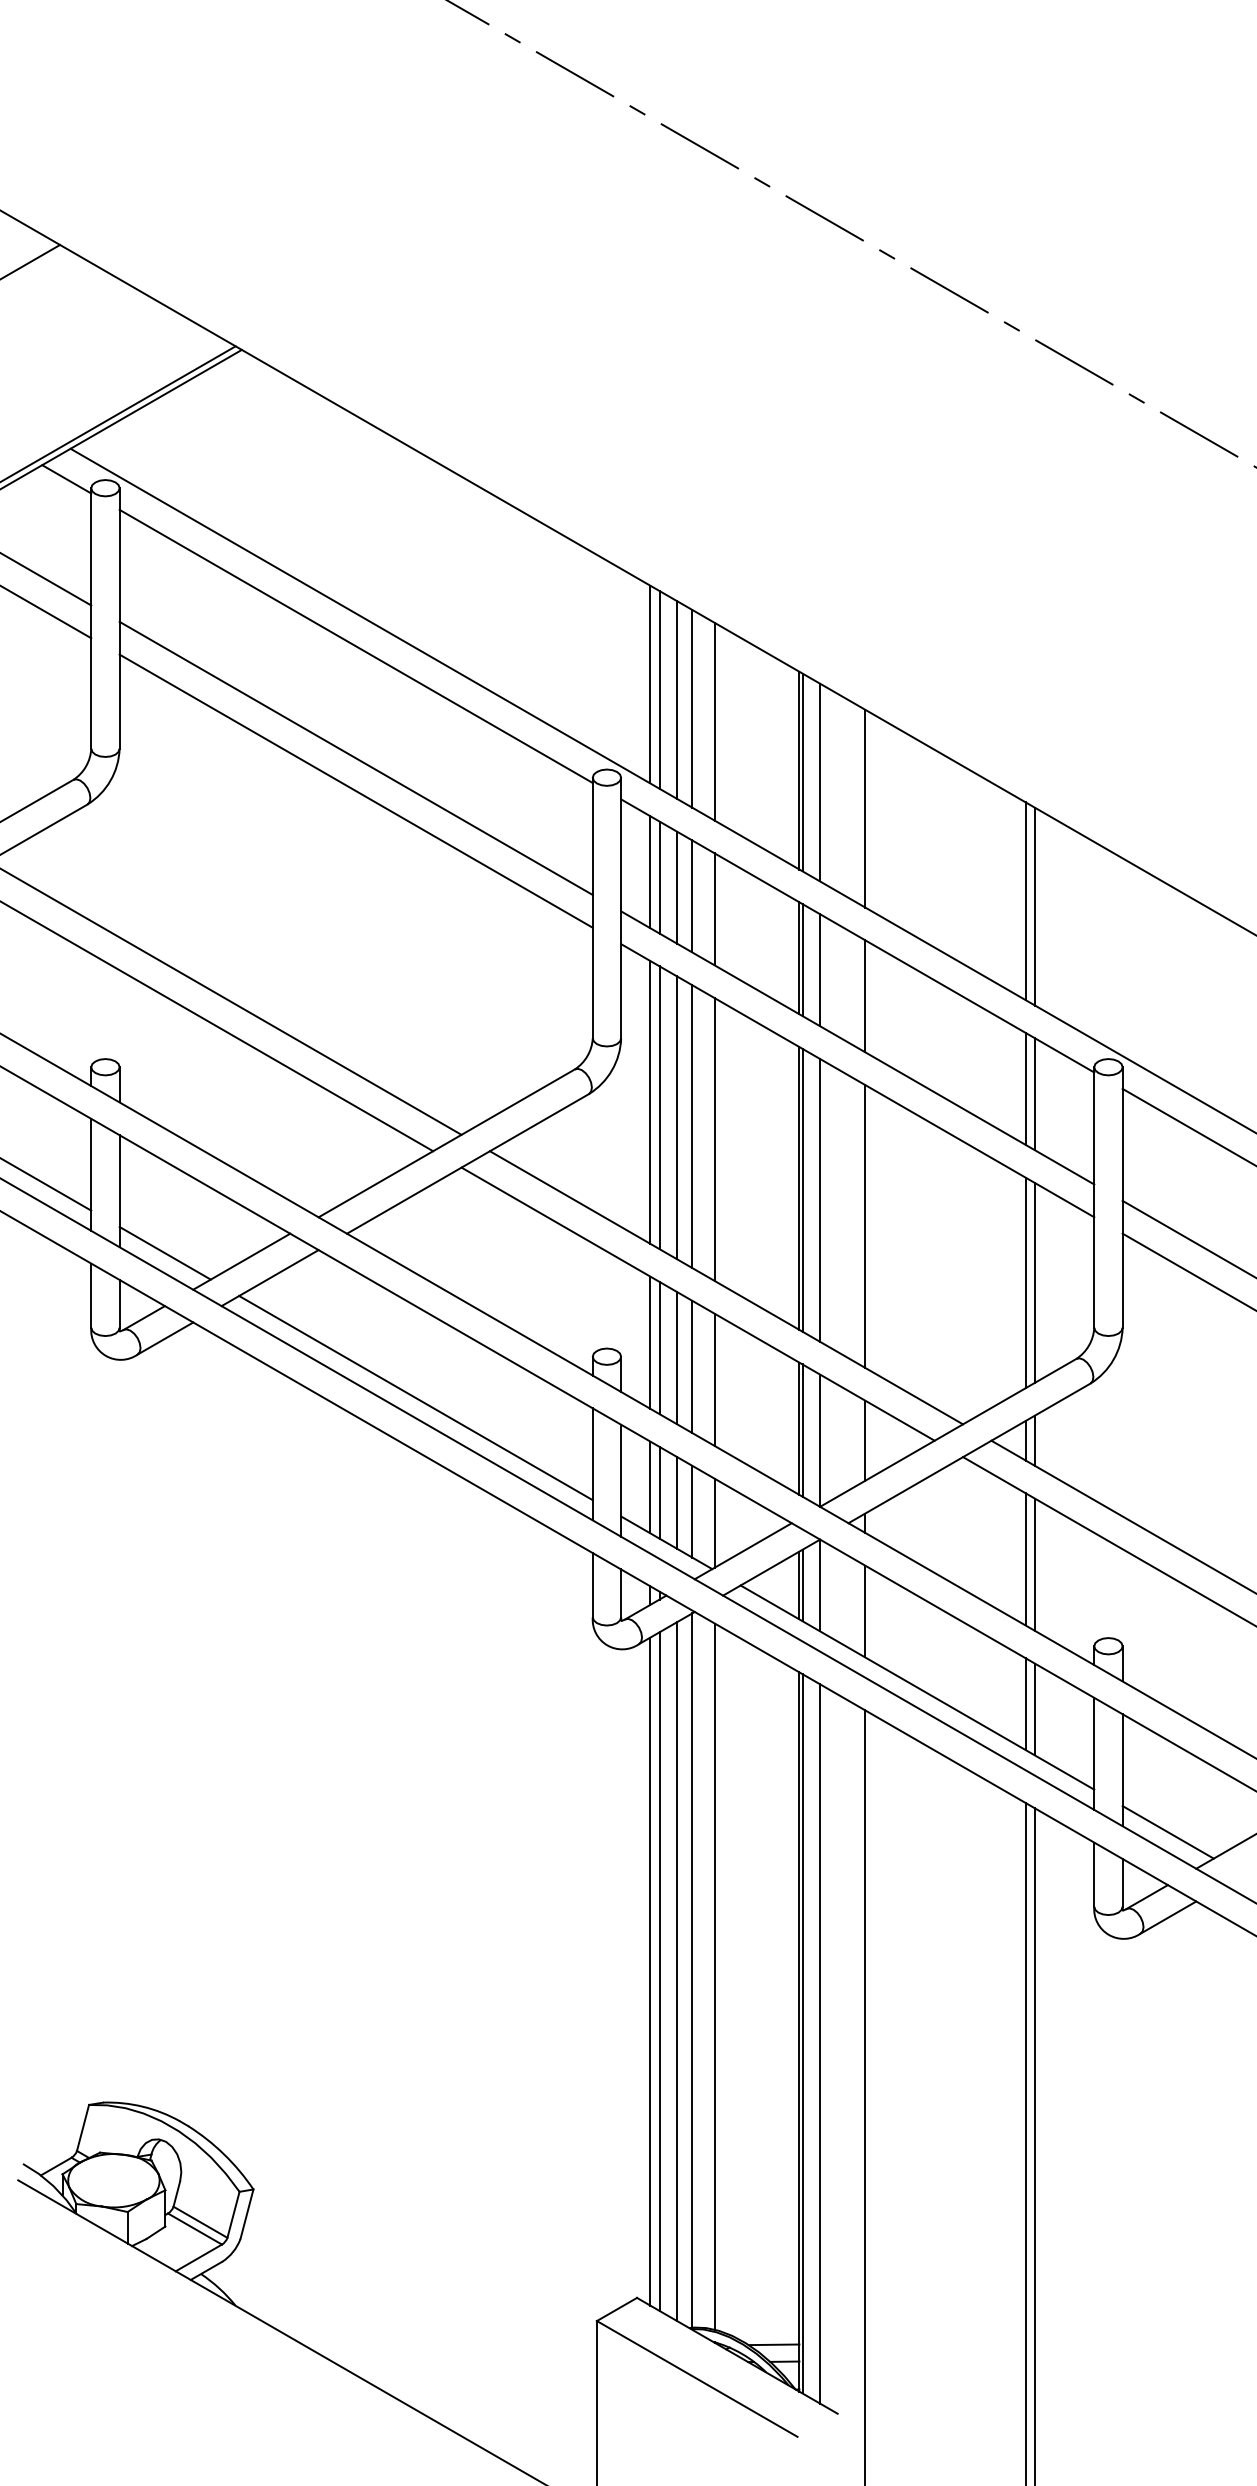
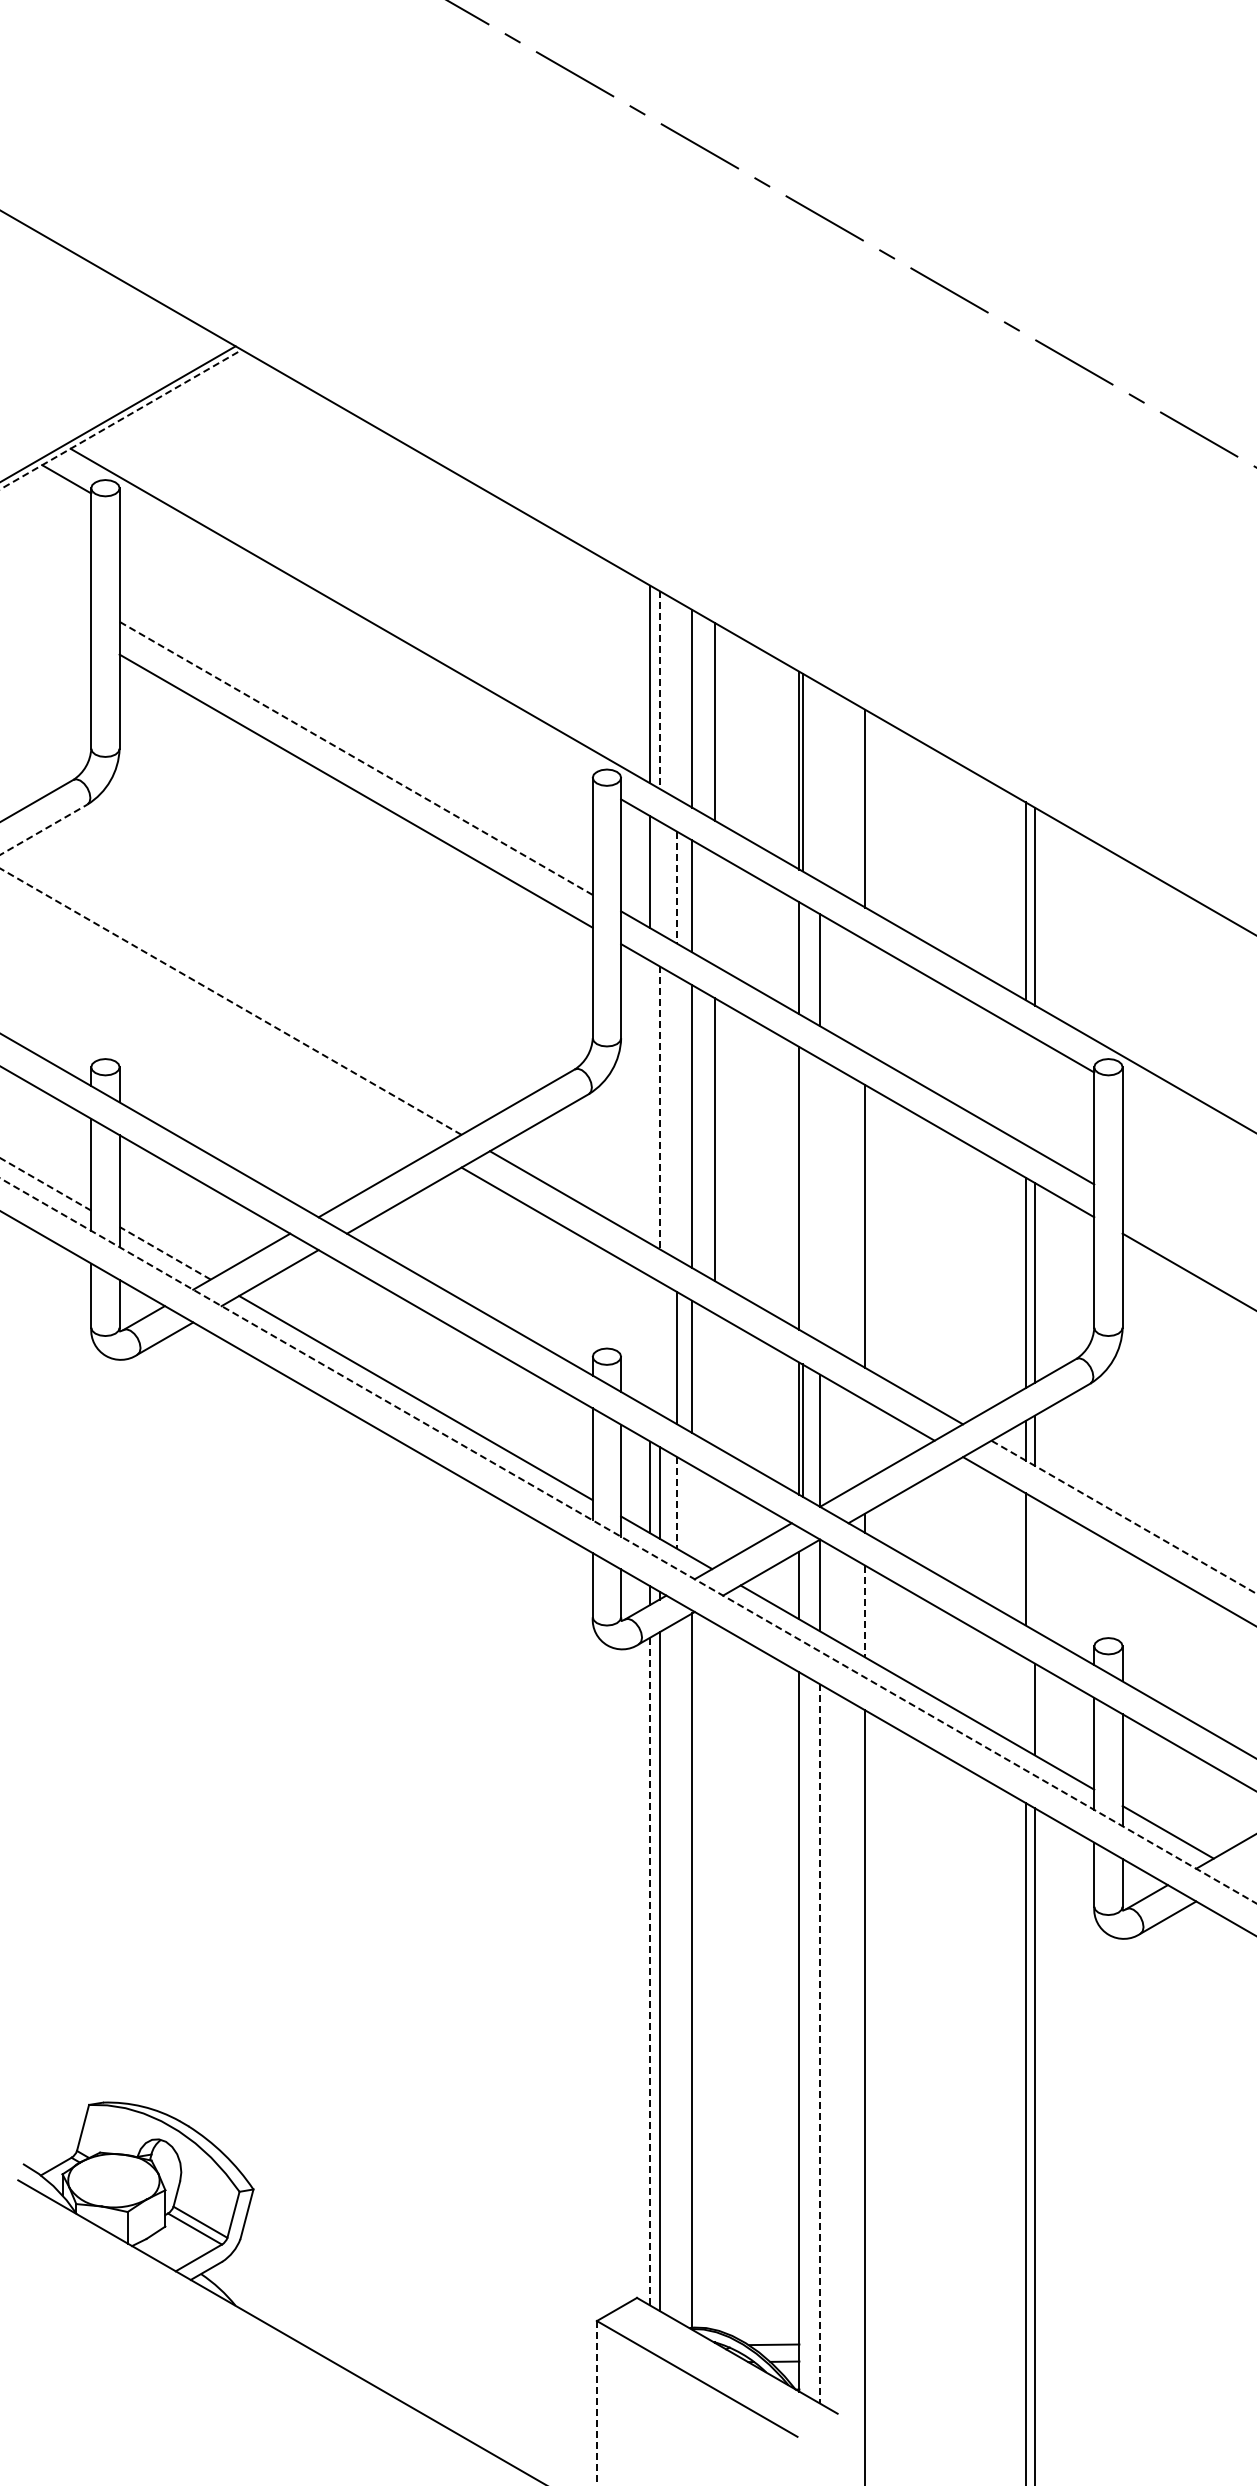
line: present -> none (31, 261)
line: solid -> dashed (121, 419)
line: present -> none (46, 579)
line: present -> none (46, 612)
line: present -> none (355, 646)
line: solid -> dashed (659, 689)
line: present -> none (677, 699)
line: solid -> dashed (355, 758)
line: present -> none (820, 782)
line: solid -> dashed (44, 829)
line: present -> none (659, 877)
line: solid -> dashed (677, 887)
line: present -> none (714, 909)
line: present -> none (802, 960)
line: present -> none (865, 996)
line: solid -> dashed (230, 1001)
line: present -> none (217, 1026)
line: present -> none (1025, 1088)
line: present -> none (1035, 1094)
line: present -> none (650, 1101)
line: solid -> dashed (659, 1108)
line: present -> none (677, 1117)
line: present -> none (1187, 1126)
line: solid -> dashed (45, 1184)
line: present -> none (802, 1189)
line: present -> none (820, 1200)
line: present -> none (1187, 1238)
line: solid -> dashed (165, 1253)
line: present -> none (650, 1342)
line: present -> none (659, 1347)
line: present -> none (714, 1379)
line: present -> none (865, 1440)
line: solid -> dashed (677, 1502)
line: present -> none (692, 1511)
line: solid -> dashed (1123, 1517)
line: present -> none (714, 1522)
line: solid -> dashed (627, 1540)
line: present -> none (1035, 1564)
line: present -> none (802, 1585)
line: solid -> dashed (865, 1611)
line: present -> none (1025, 1704)
line: solid -> dashed (650, 1971)
line: present -> none (677, 1971)
line: present -> none (714, 1976)
line: present -> none (802, 2033)
line: solid -> dashed (820, 2043)
line: solid -> dashed (596, 2404)
